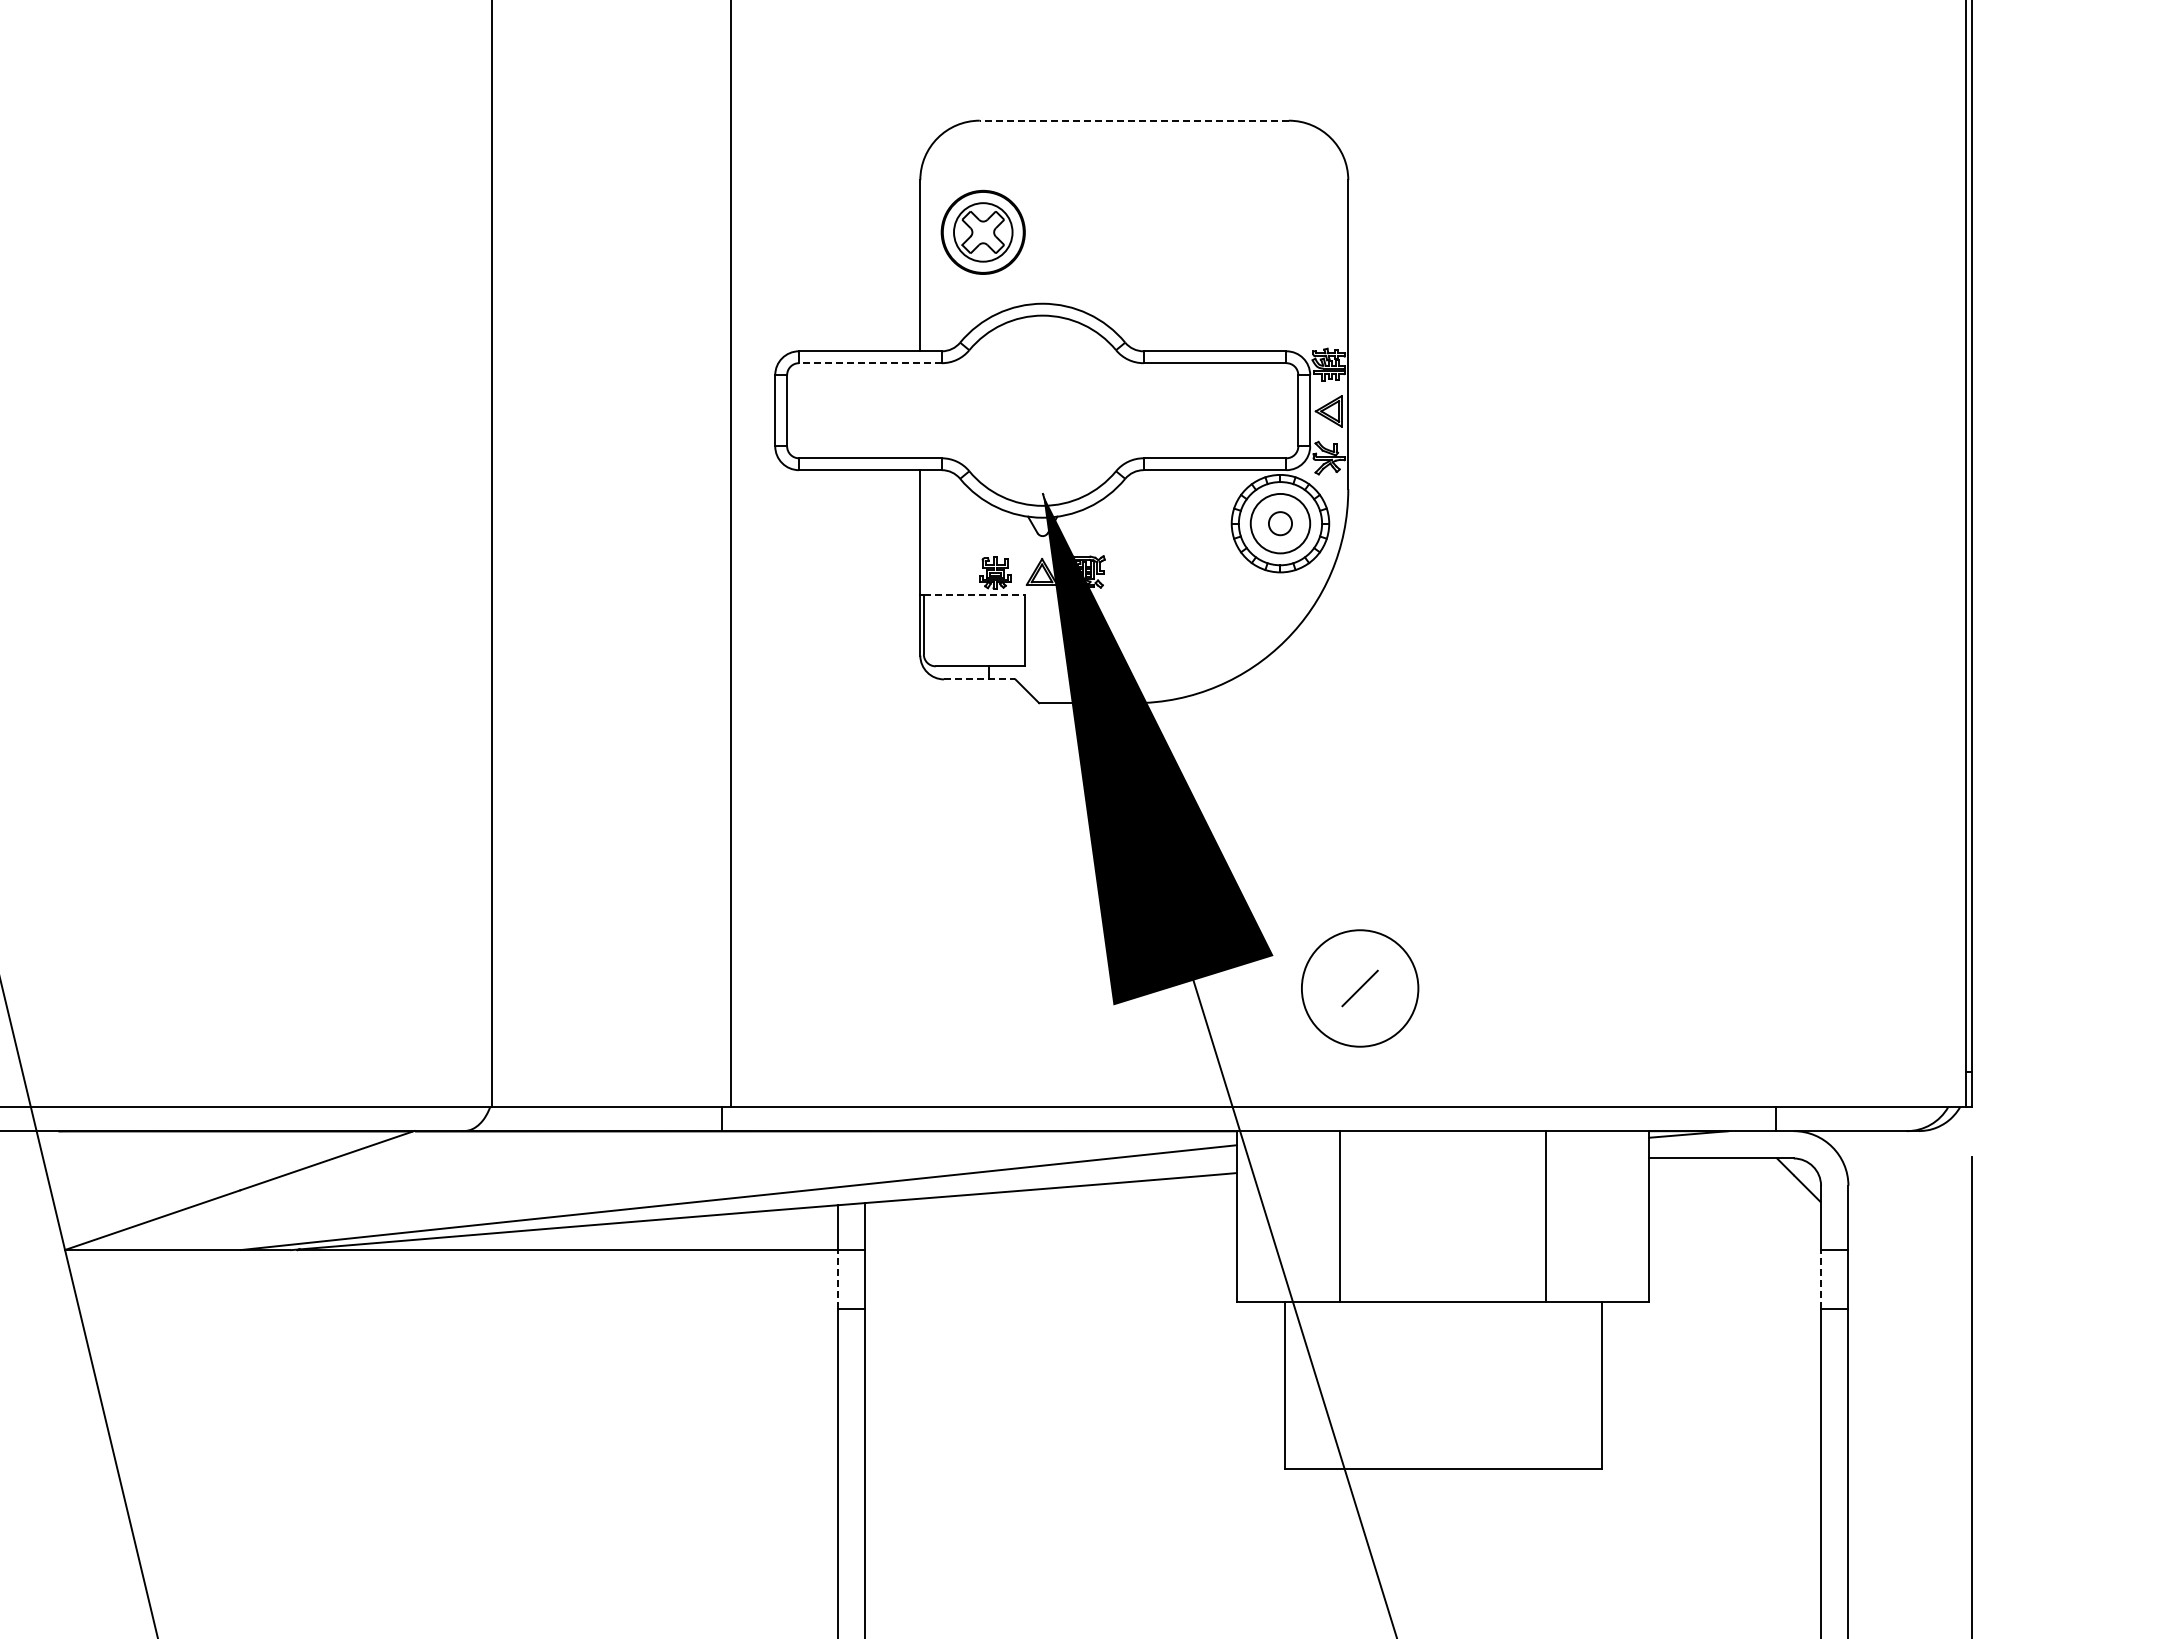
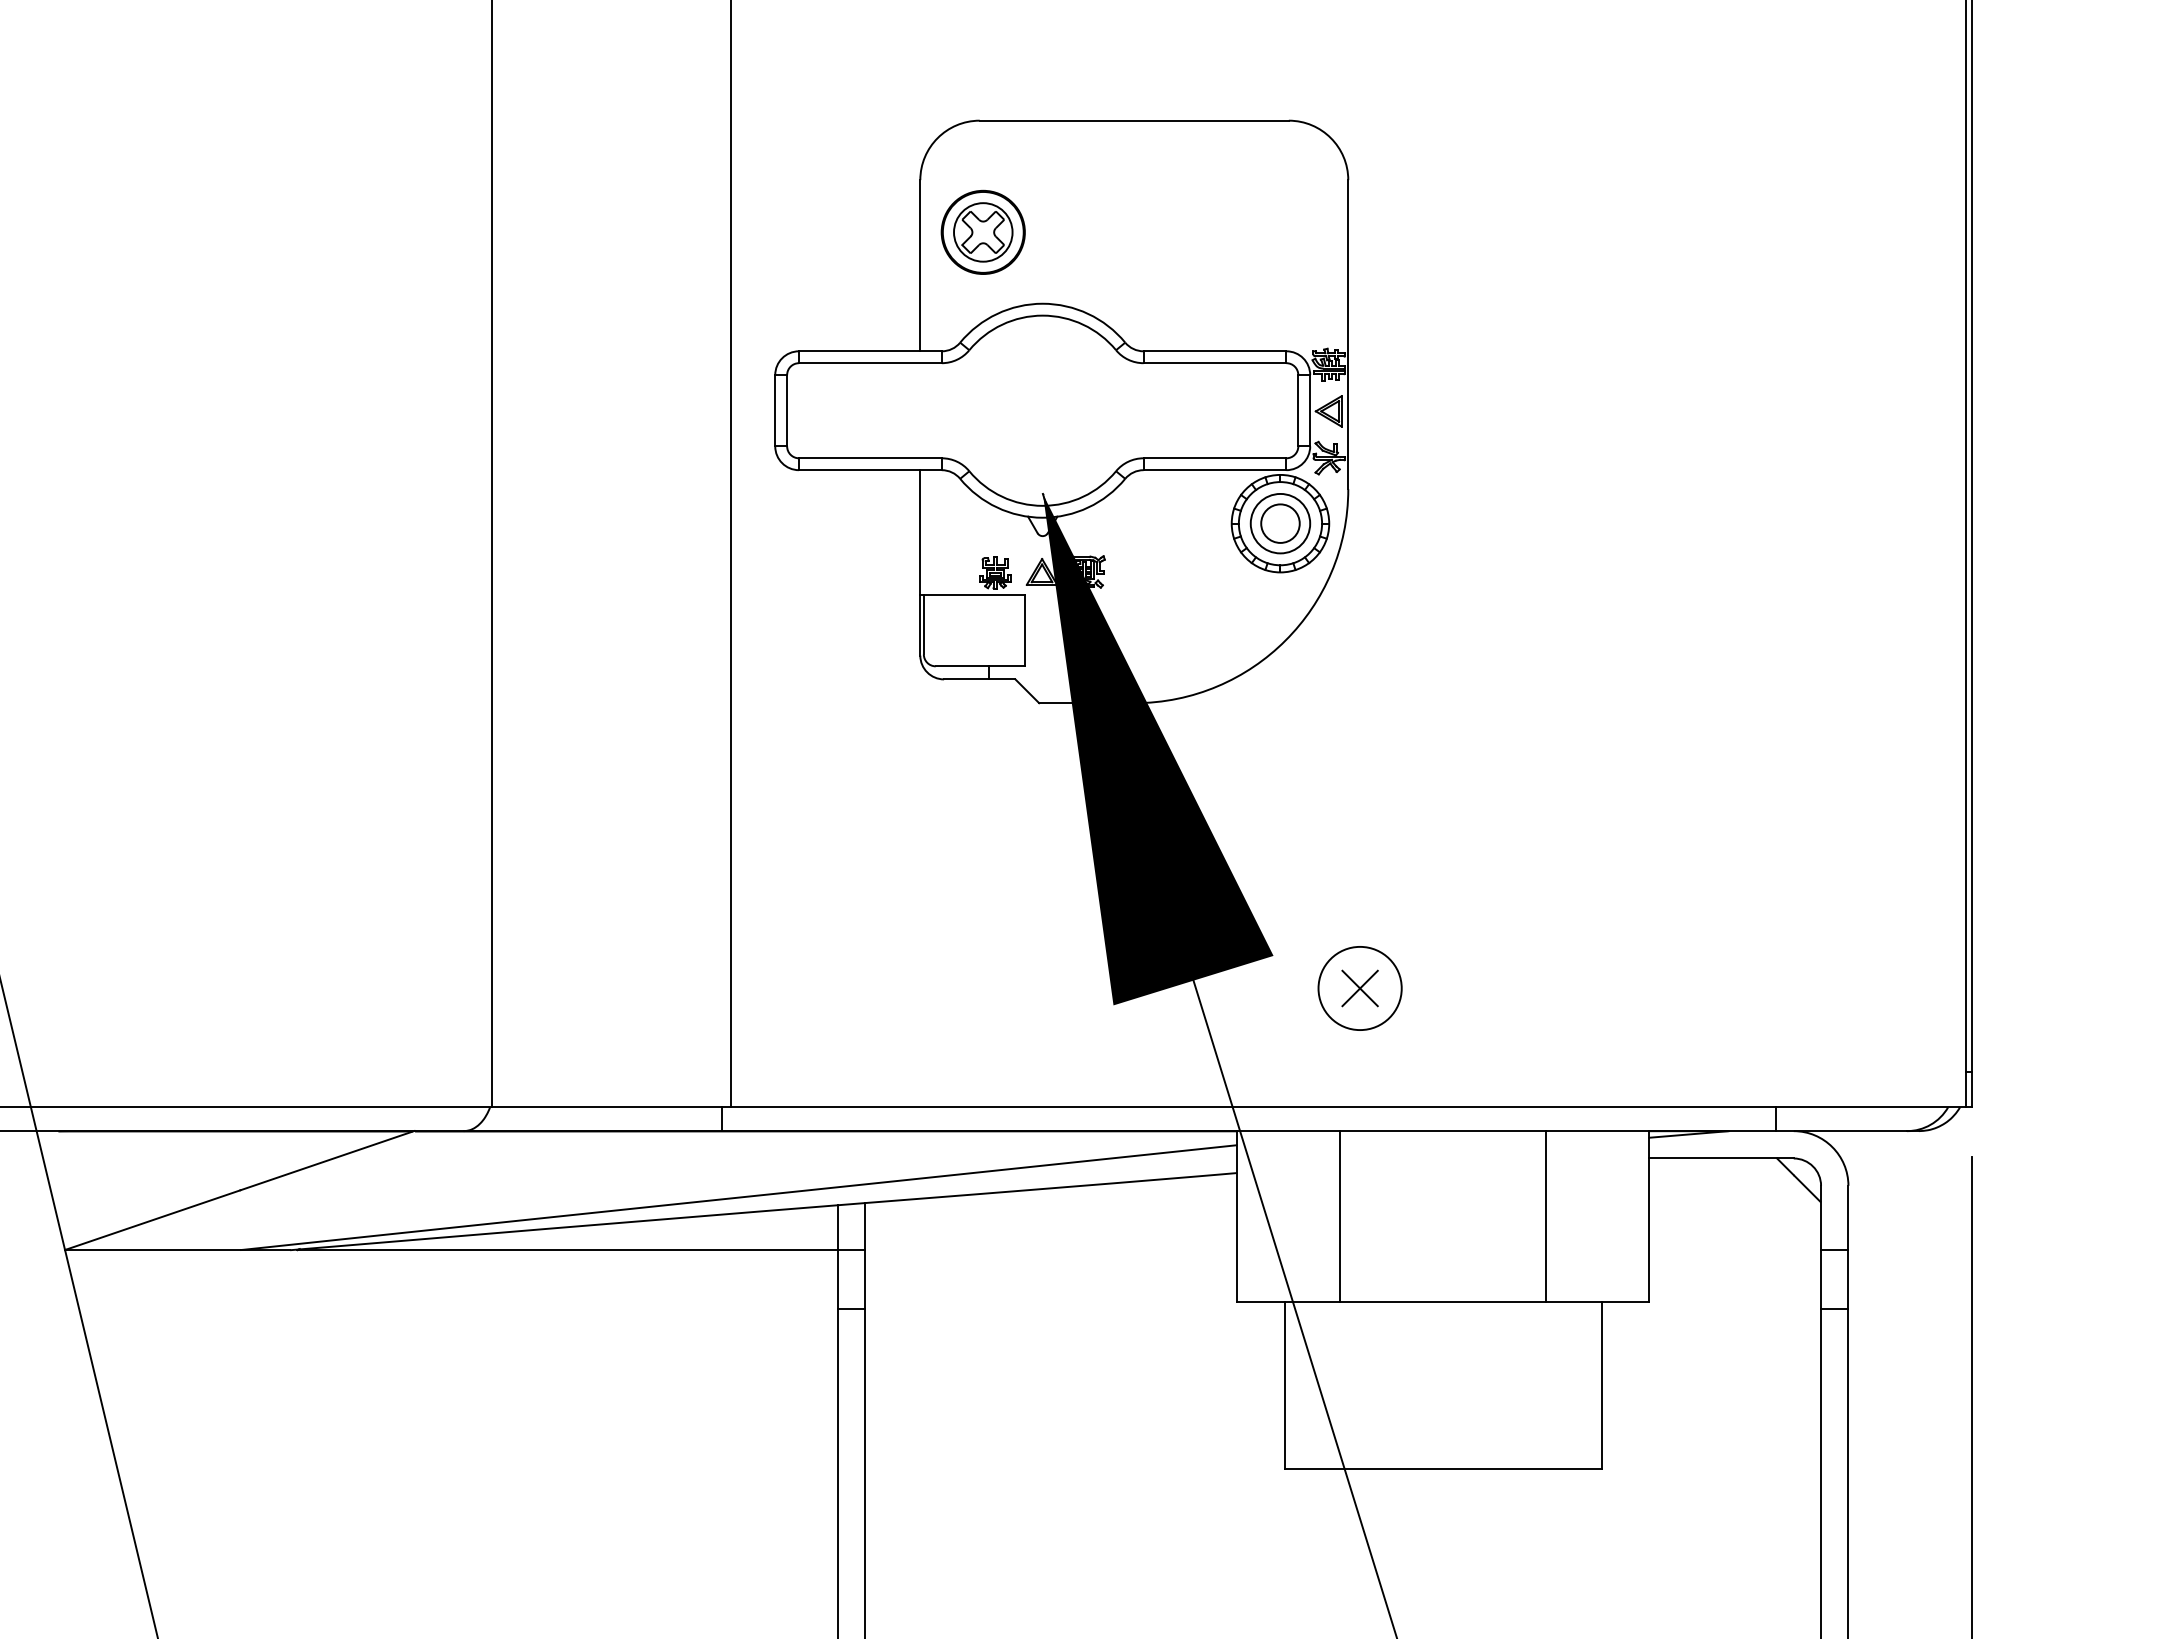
line: dashed -> solid (1134, 120)
line: dashed -> solid (869, 363)
circle diameter: 23 px -> 39 px (1280, 523)
line: dashed -> solid (974, 595)
line: dashed -> solid (979, 679)
circle diameter: 116 px -> 83 px (1359, 988)
line: none -> present (1359, 988)
line: dashed -> solid (837, 1279)
line: dashed -> solid (1821, 1279)
